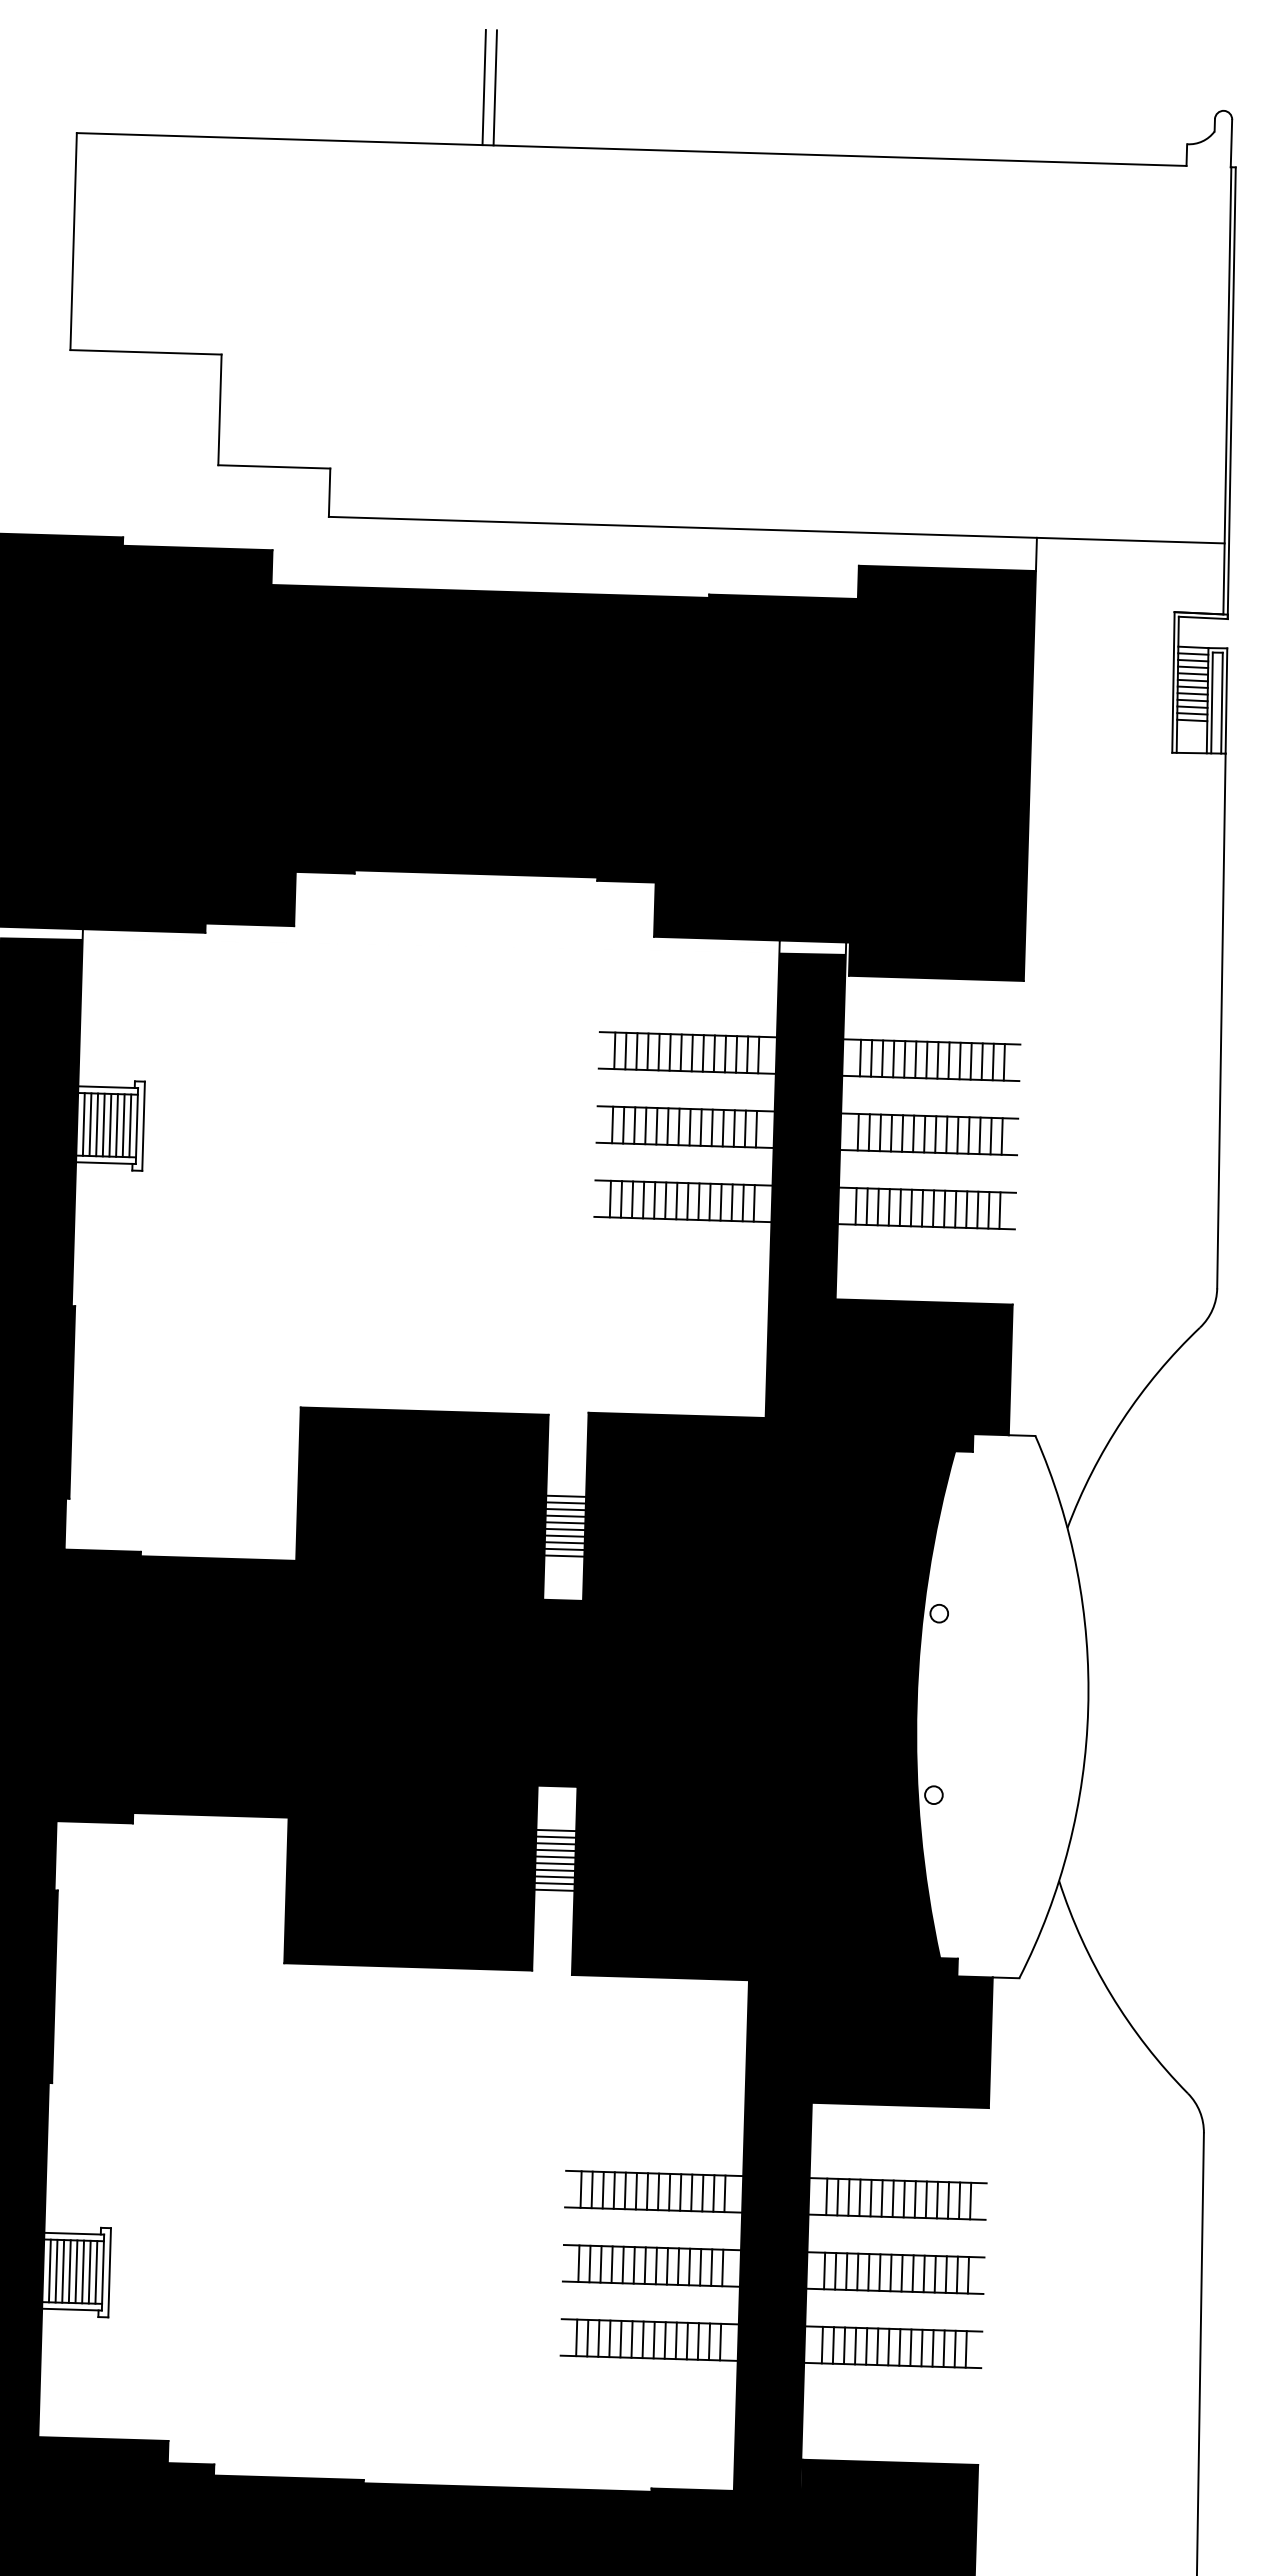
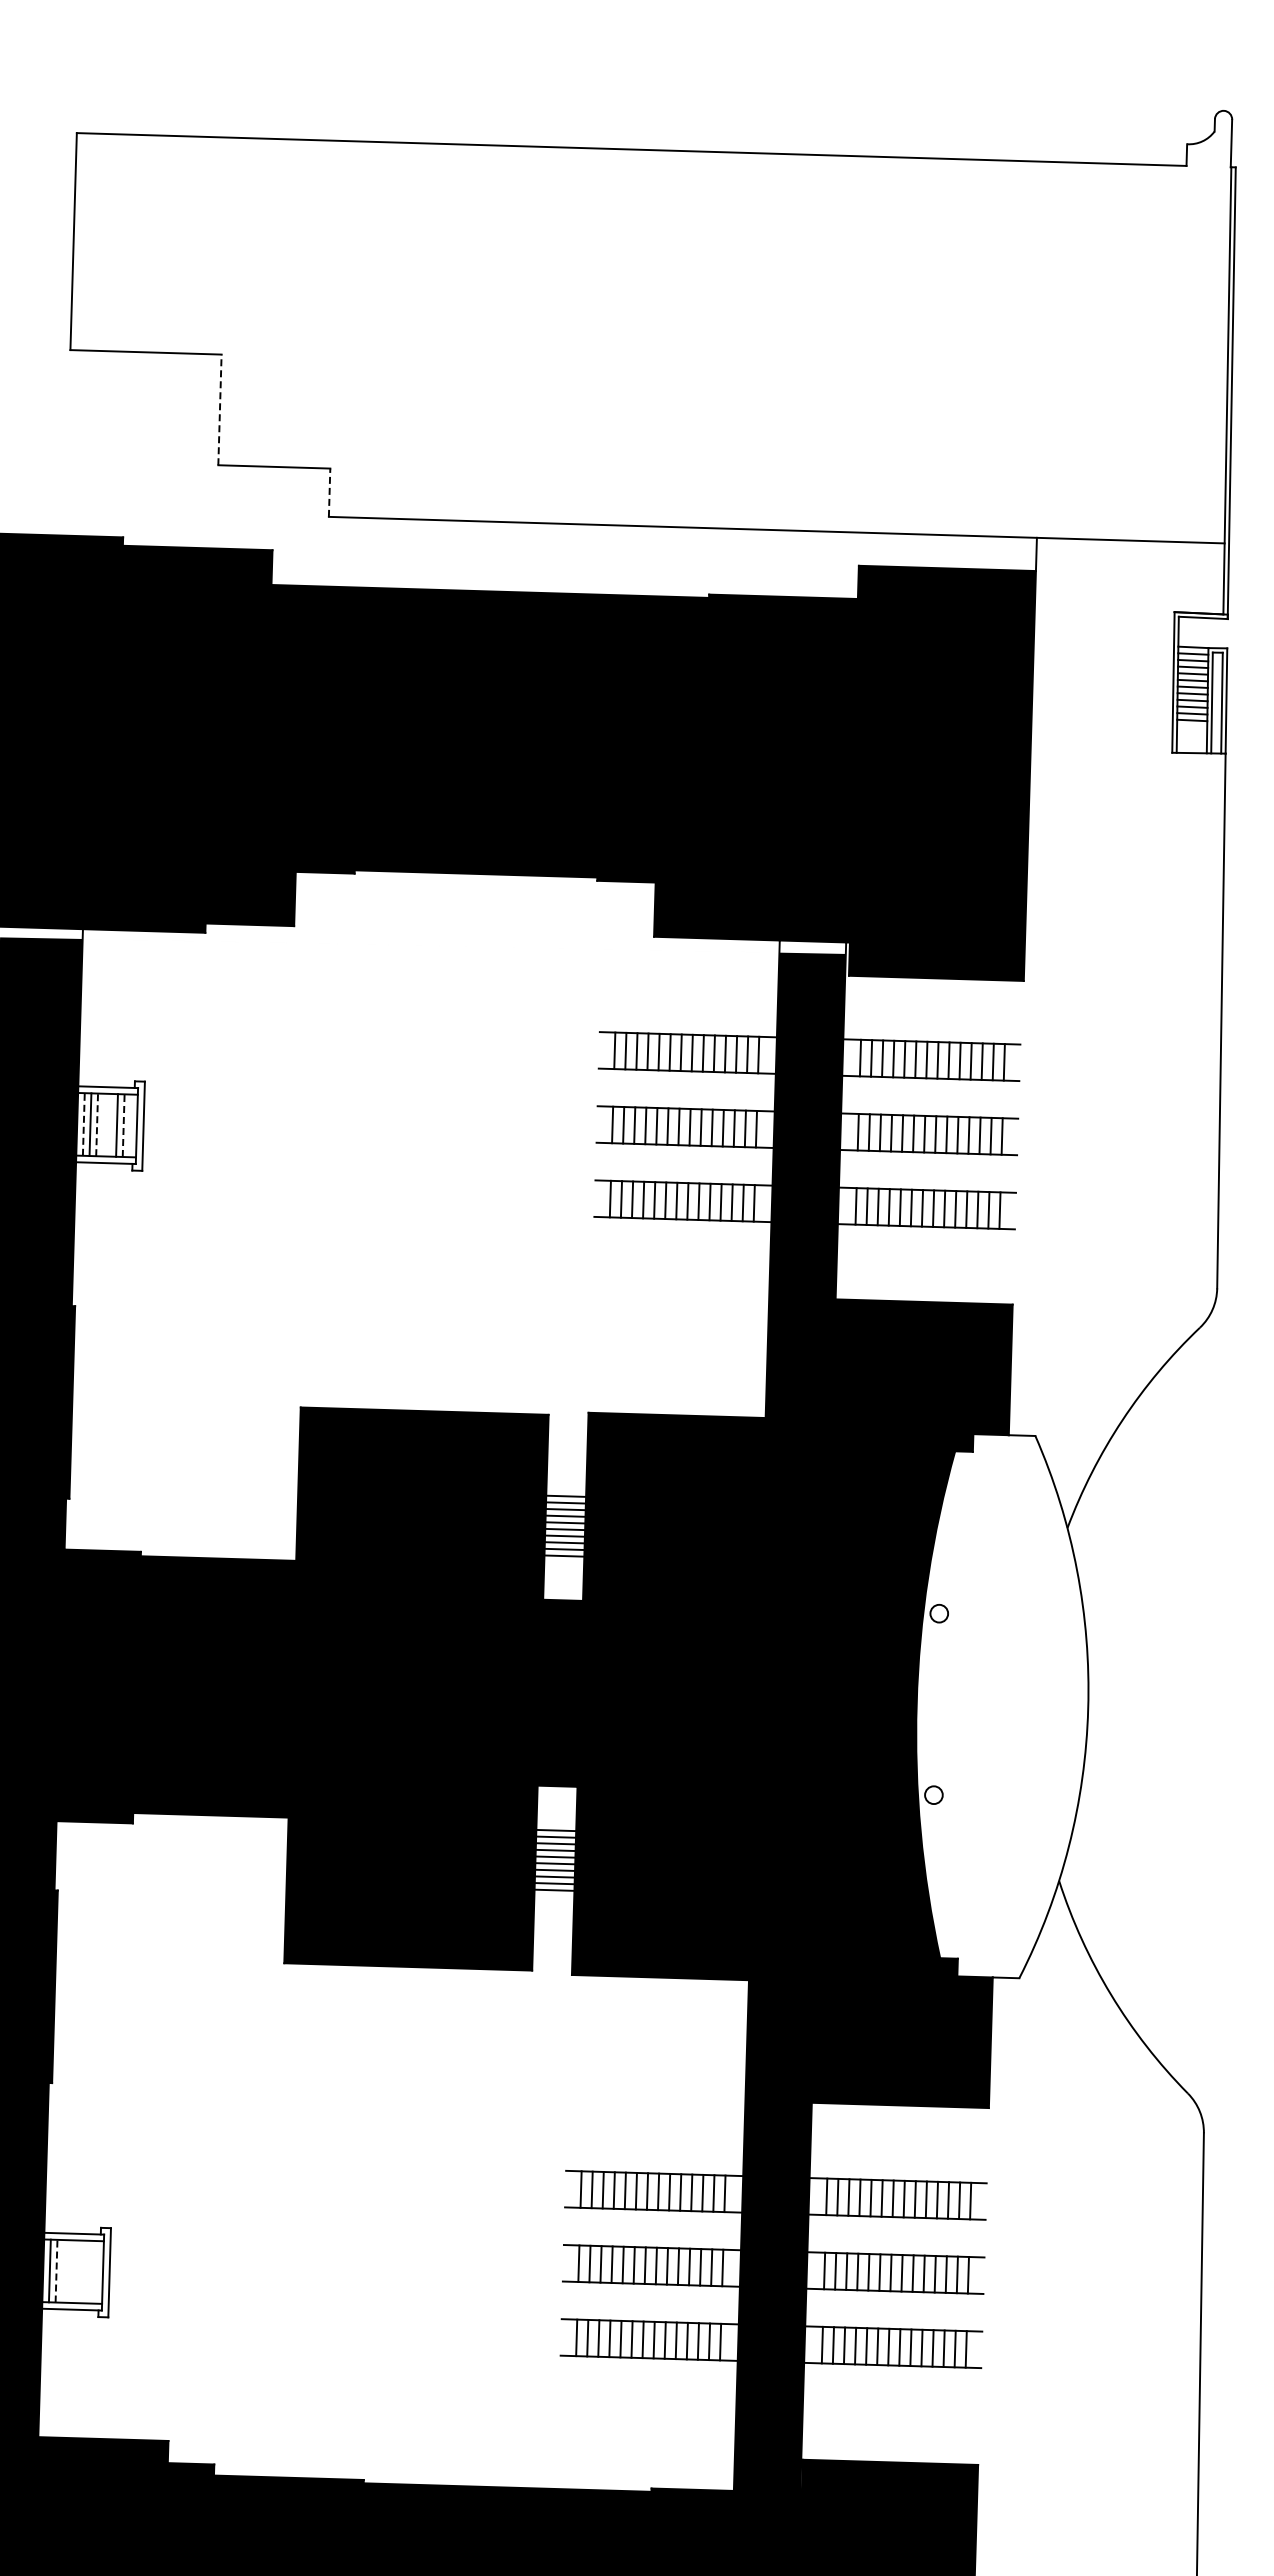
line: present -> none (483, 87)
line: present -> none (494, 87)
line: solid -> dashed (219, 409)
line: solid -> dashed (329, 492)
line: solid -> dashed (83, 1123)
line: solid -> dashed (97, 1124)
line: present -> none (103, 1124)
line: present -> none (110, 1124)
line: solid -> dashed (123, 1125)
line: present -> none (130, 1125)
line: solid -> dashed (56, 2270)
line: present -> none (63, 2271)
line: present -> none (69, 2271)
line: present -> none (76, 2271)
line: present -> none (83, 2271)
line: present -> none (89, 2271)
line: present -> none (96, 2272)
